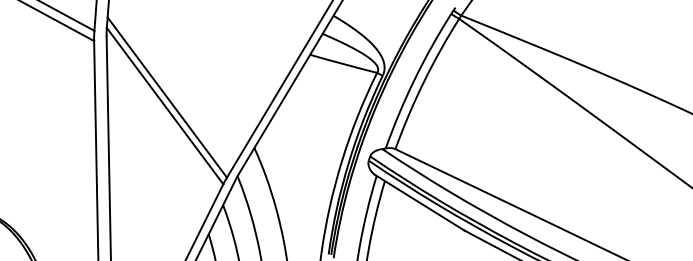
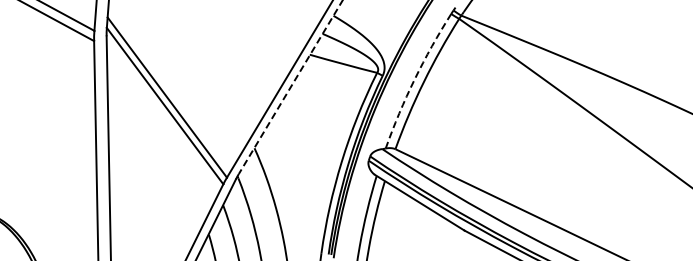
arc: solid -> dashed (414, 79)
line: solid -> dashed (290, 87)
